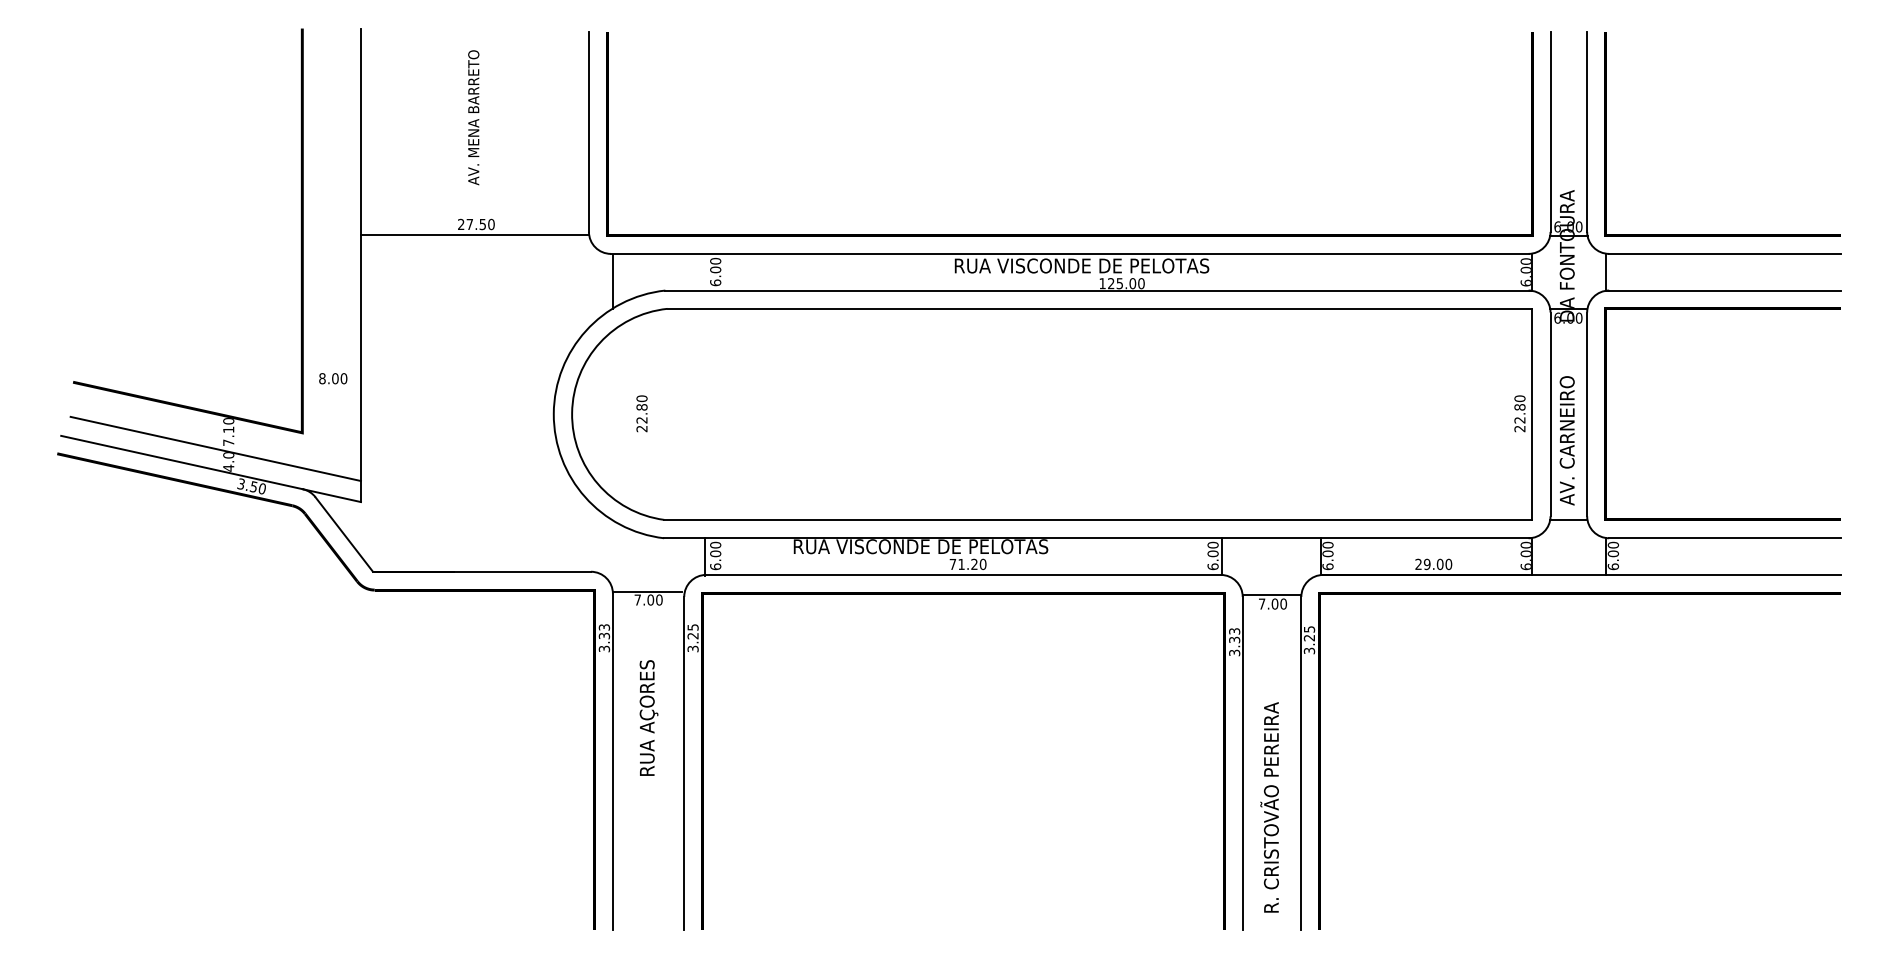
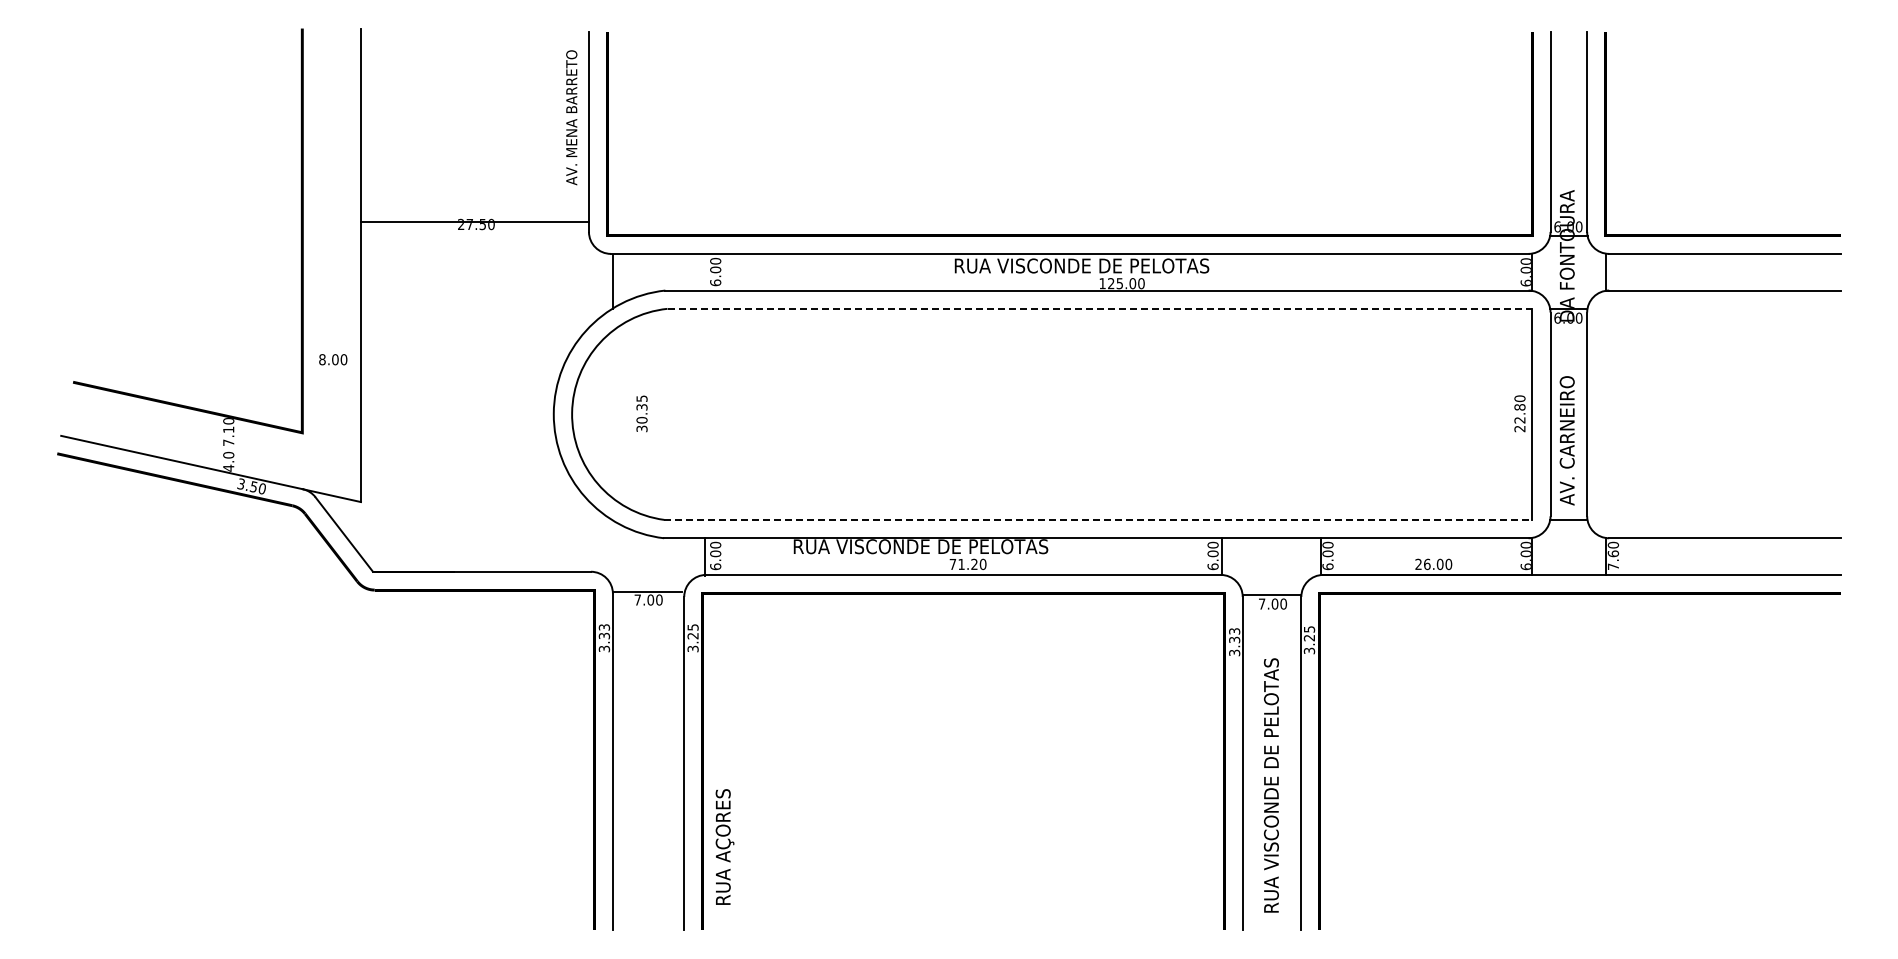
text position: (473, 117) -> (571, 117) (571, 117)
line position: (474, 234) -> (474, 221) (474, 221)
line: solid -> dashed (1100, 308)
line: present -> none (1722, 309)
text position: (333, 378) -> (333, 359) (333, 359)
text: 22.80 -> 30.35 (641, 413)
line: present -> none (215, 448)
line: solid -> dashed (1098, 519)
text: 6.00 -> 7.60 (1613, 560)
text: 29.00 -> 26.00 (1426, 564)
text position: (648, 717) -> (724, 846) (724, 846)
text: R. CRISTOVÃO PEREIRA -> RUA VISCONDE DE PELOTAS (1269, 779)
